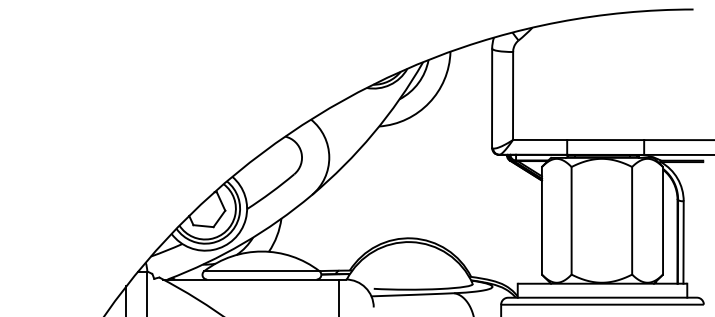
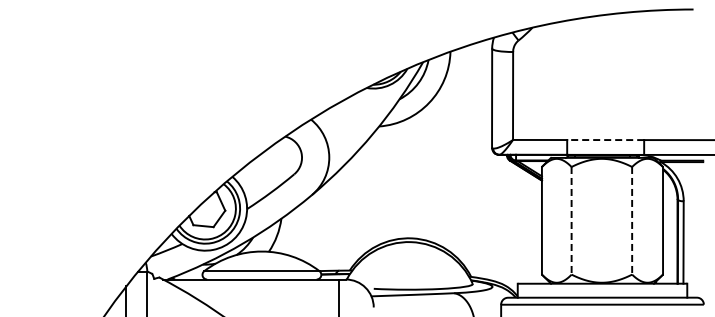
line: solid -> dashed (605, 140)
line: solid -> dashed (571, 220)
line: solid -> dashed (632, 220)
